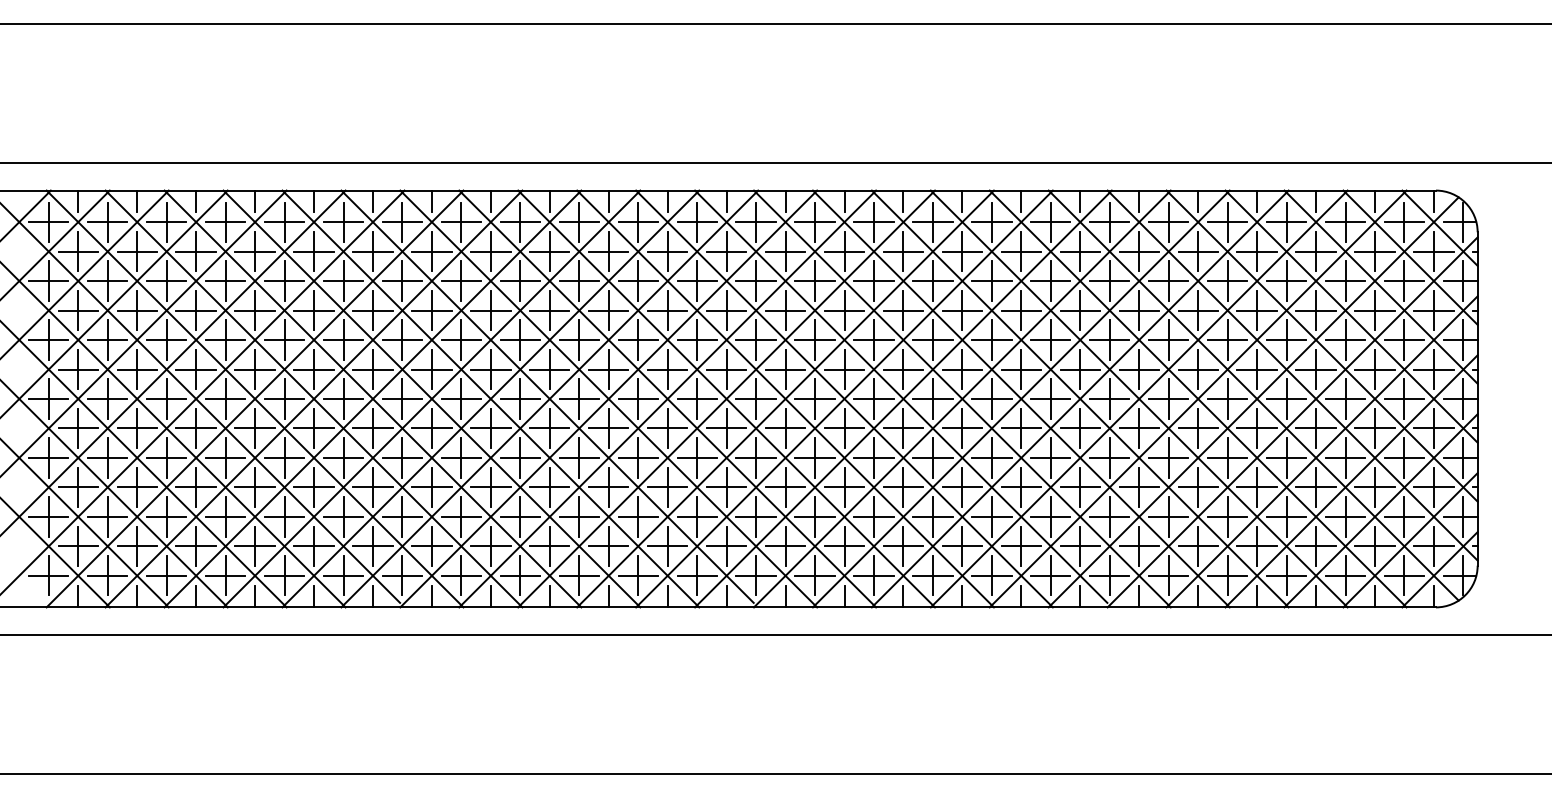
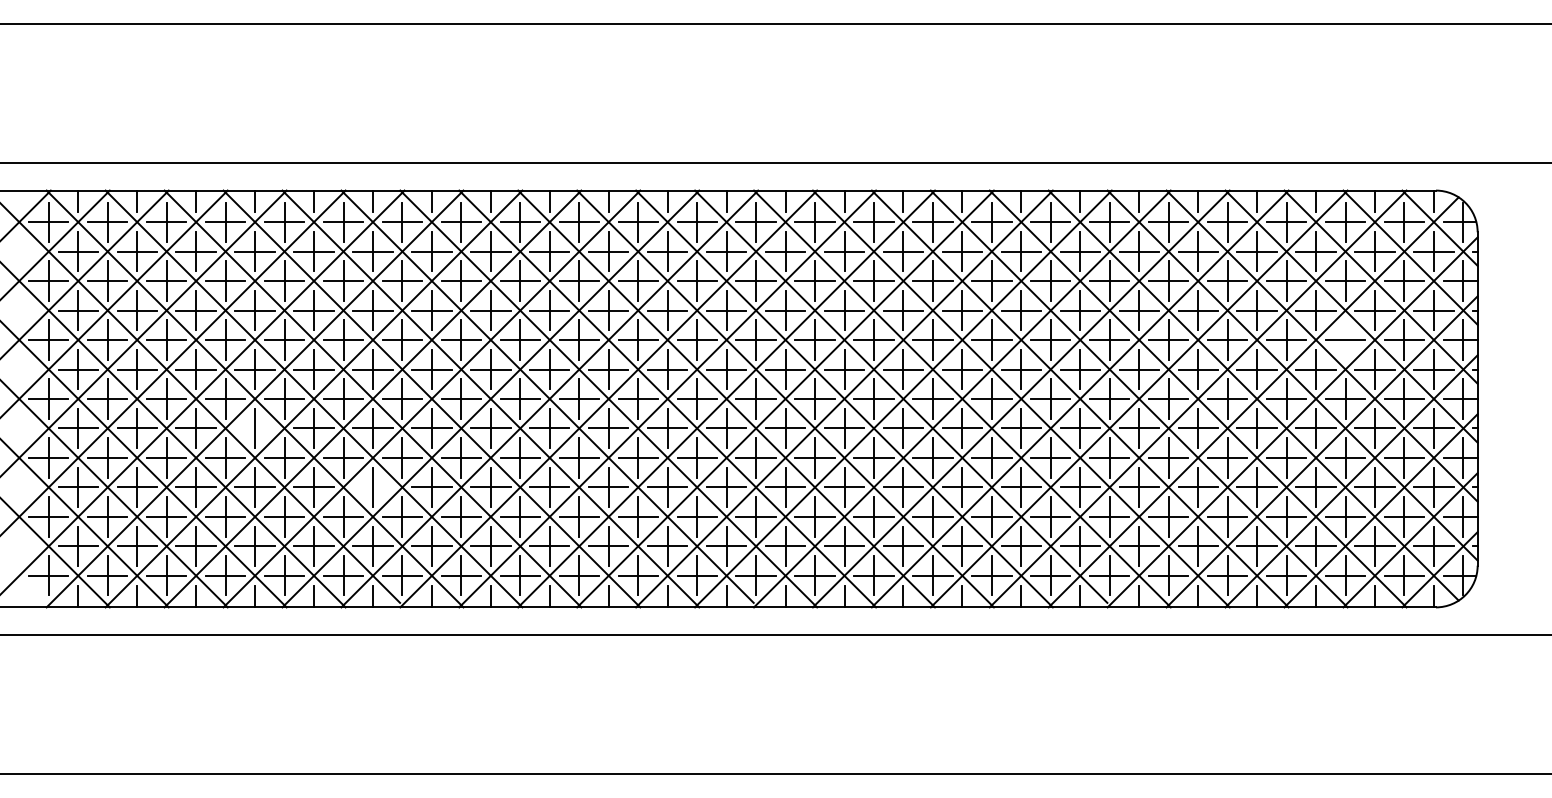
line: present -> none (1345, 339)
line: present -> none (254, 428)
line: present -> none (372, 487)
